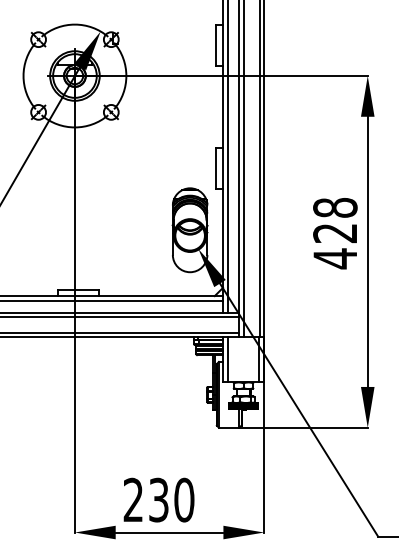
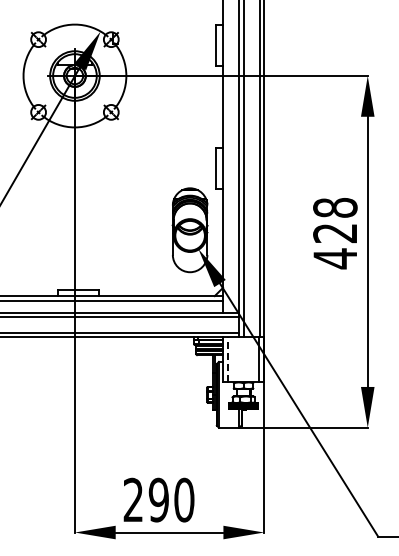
line: present -> none (228, 157)
line: solid -> dashed (228, 359)
text: 230 -> 290 (158, 499)
